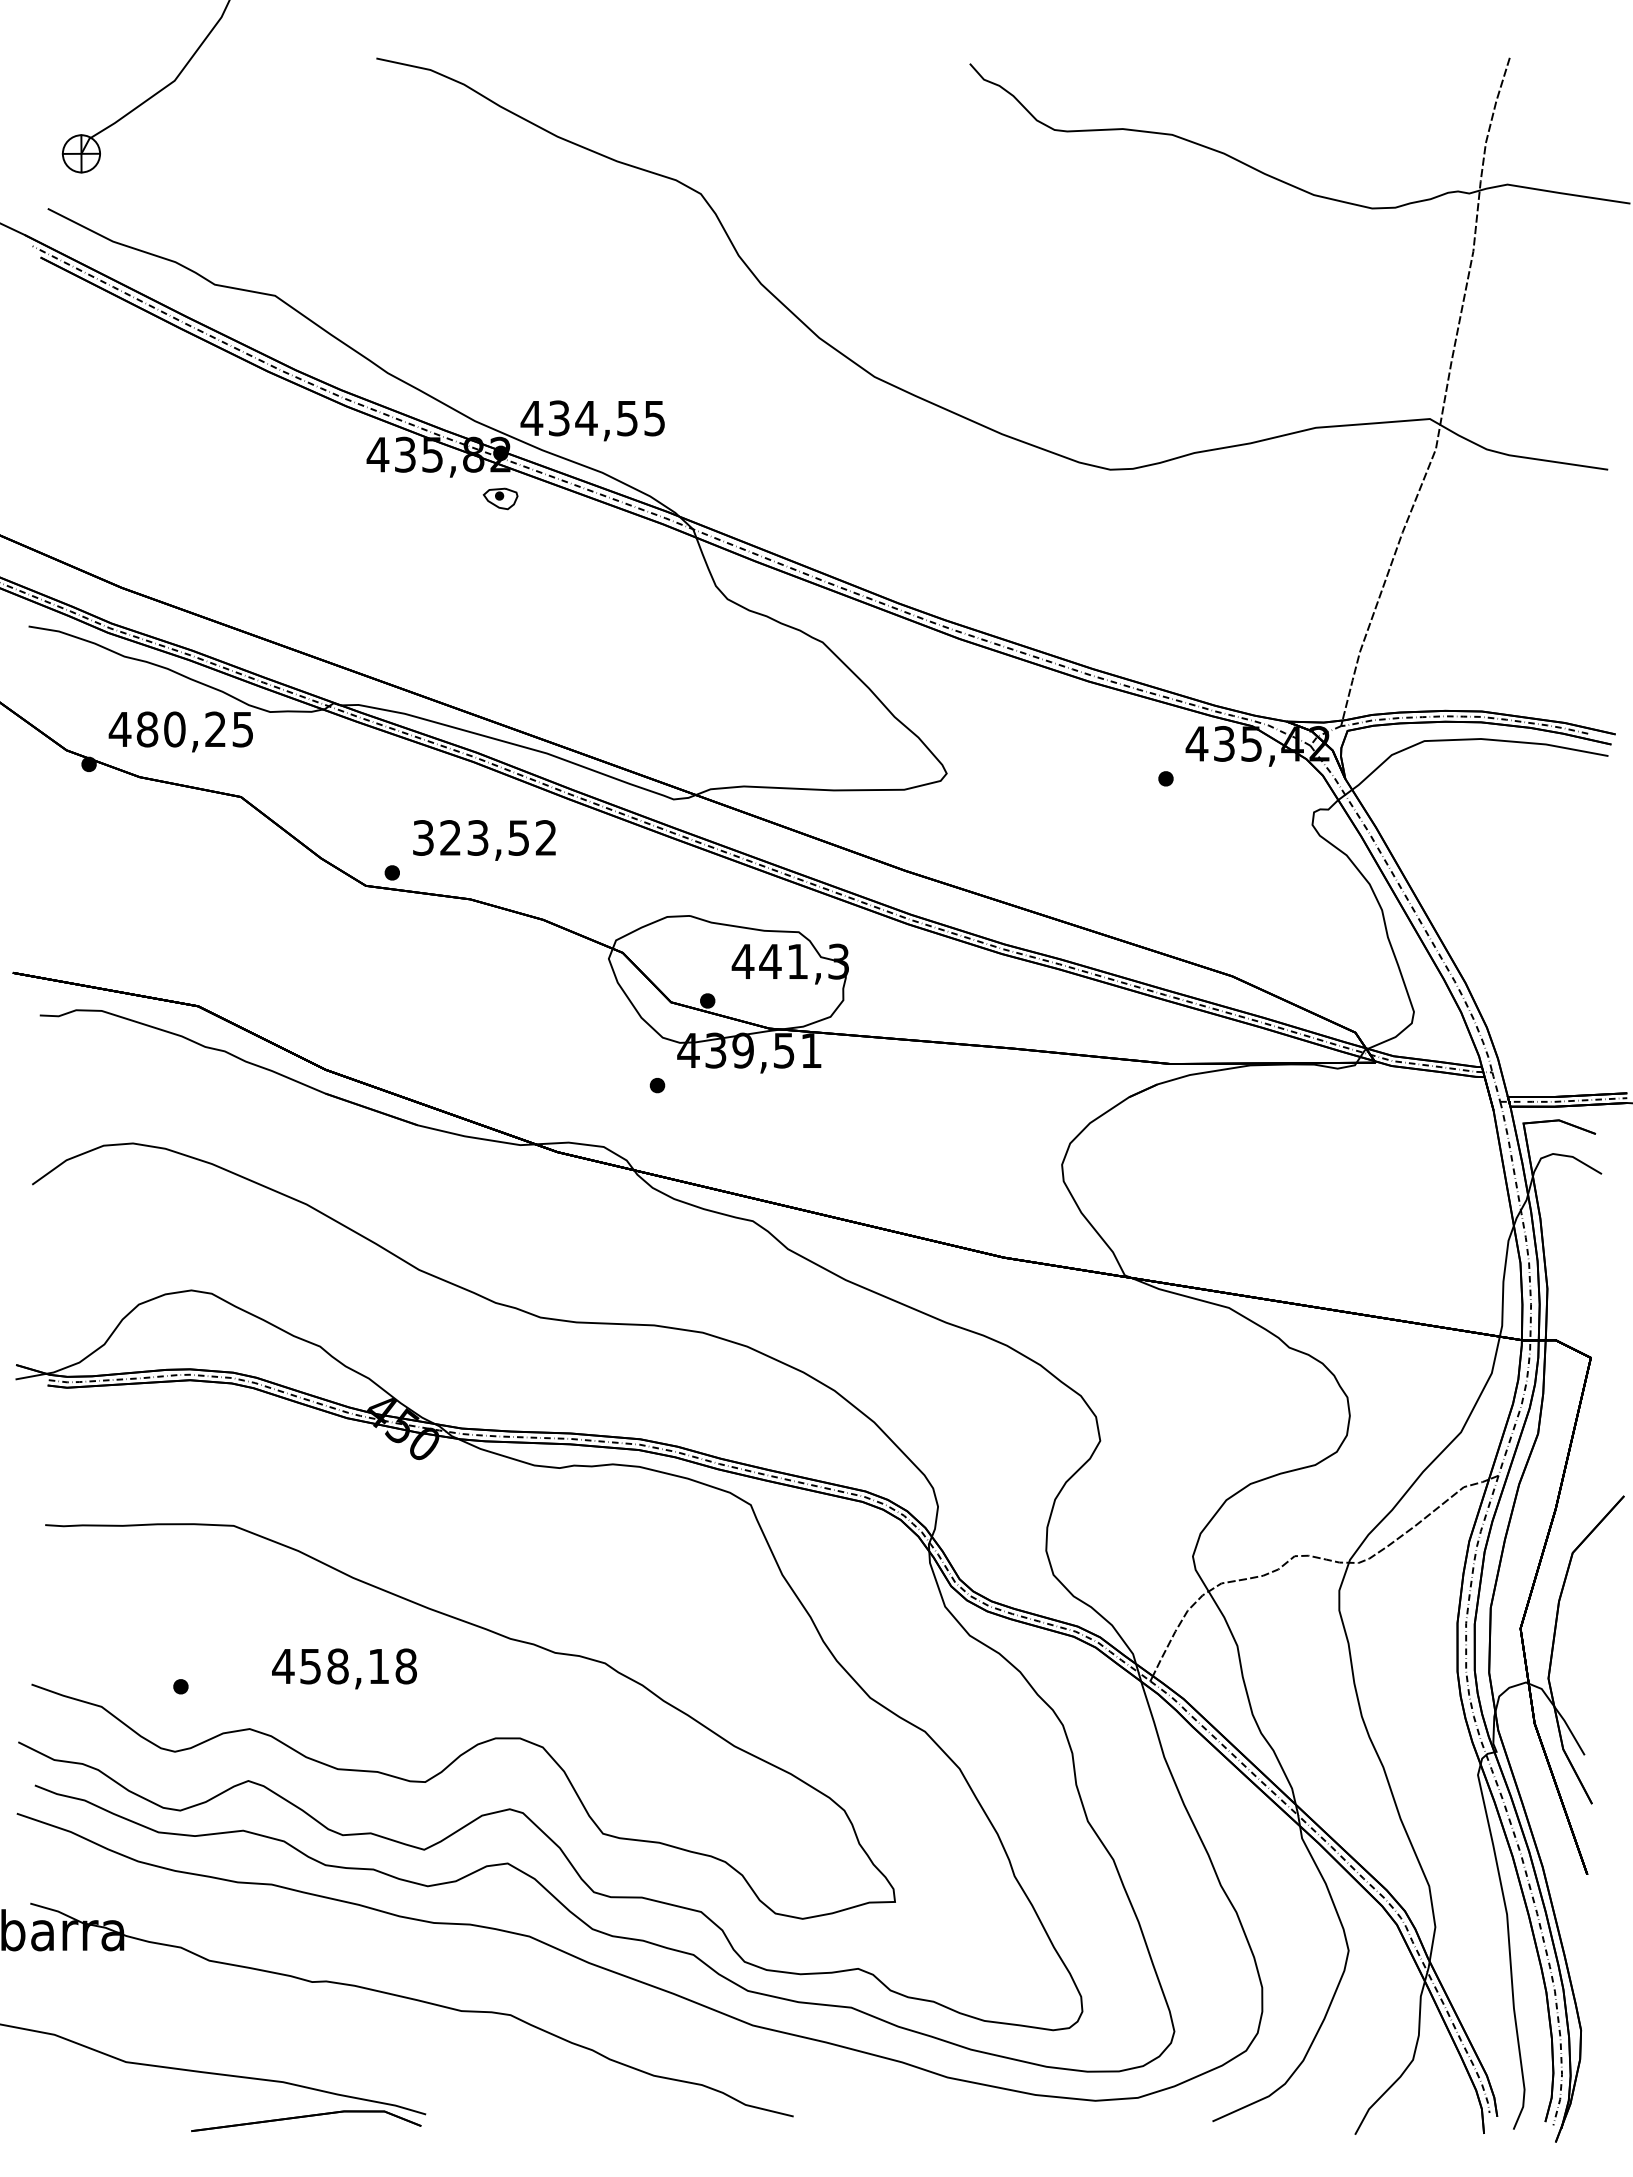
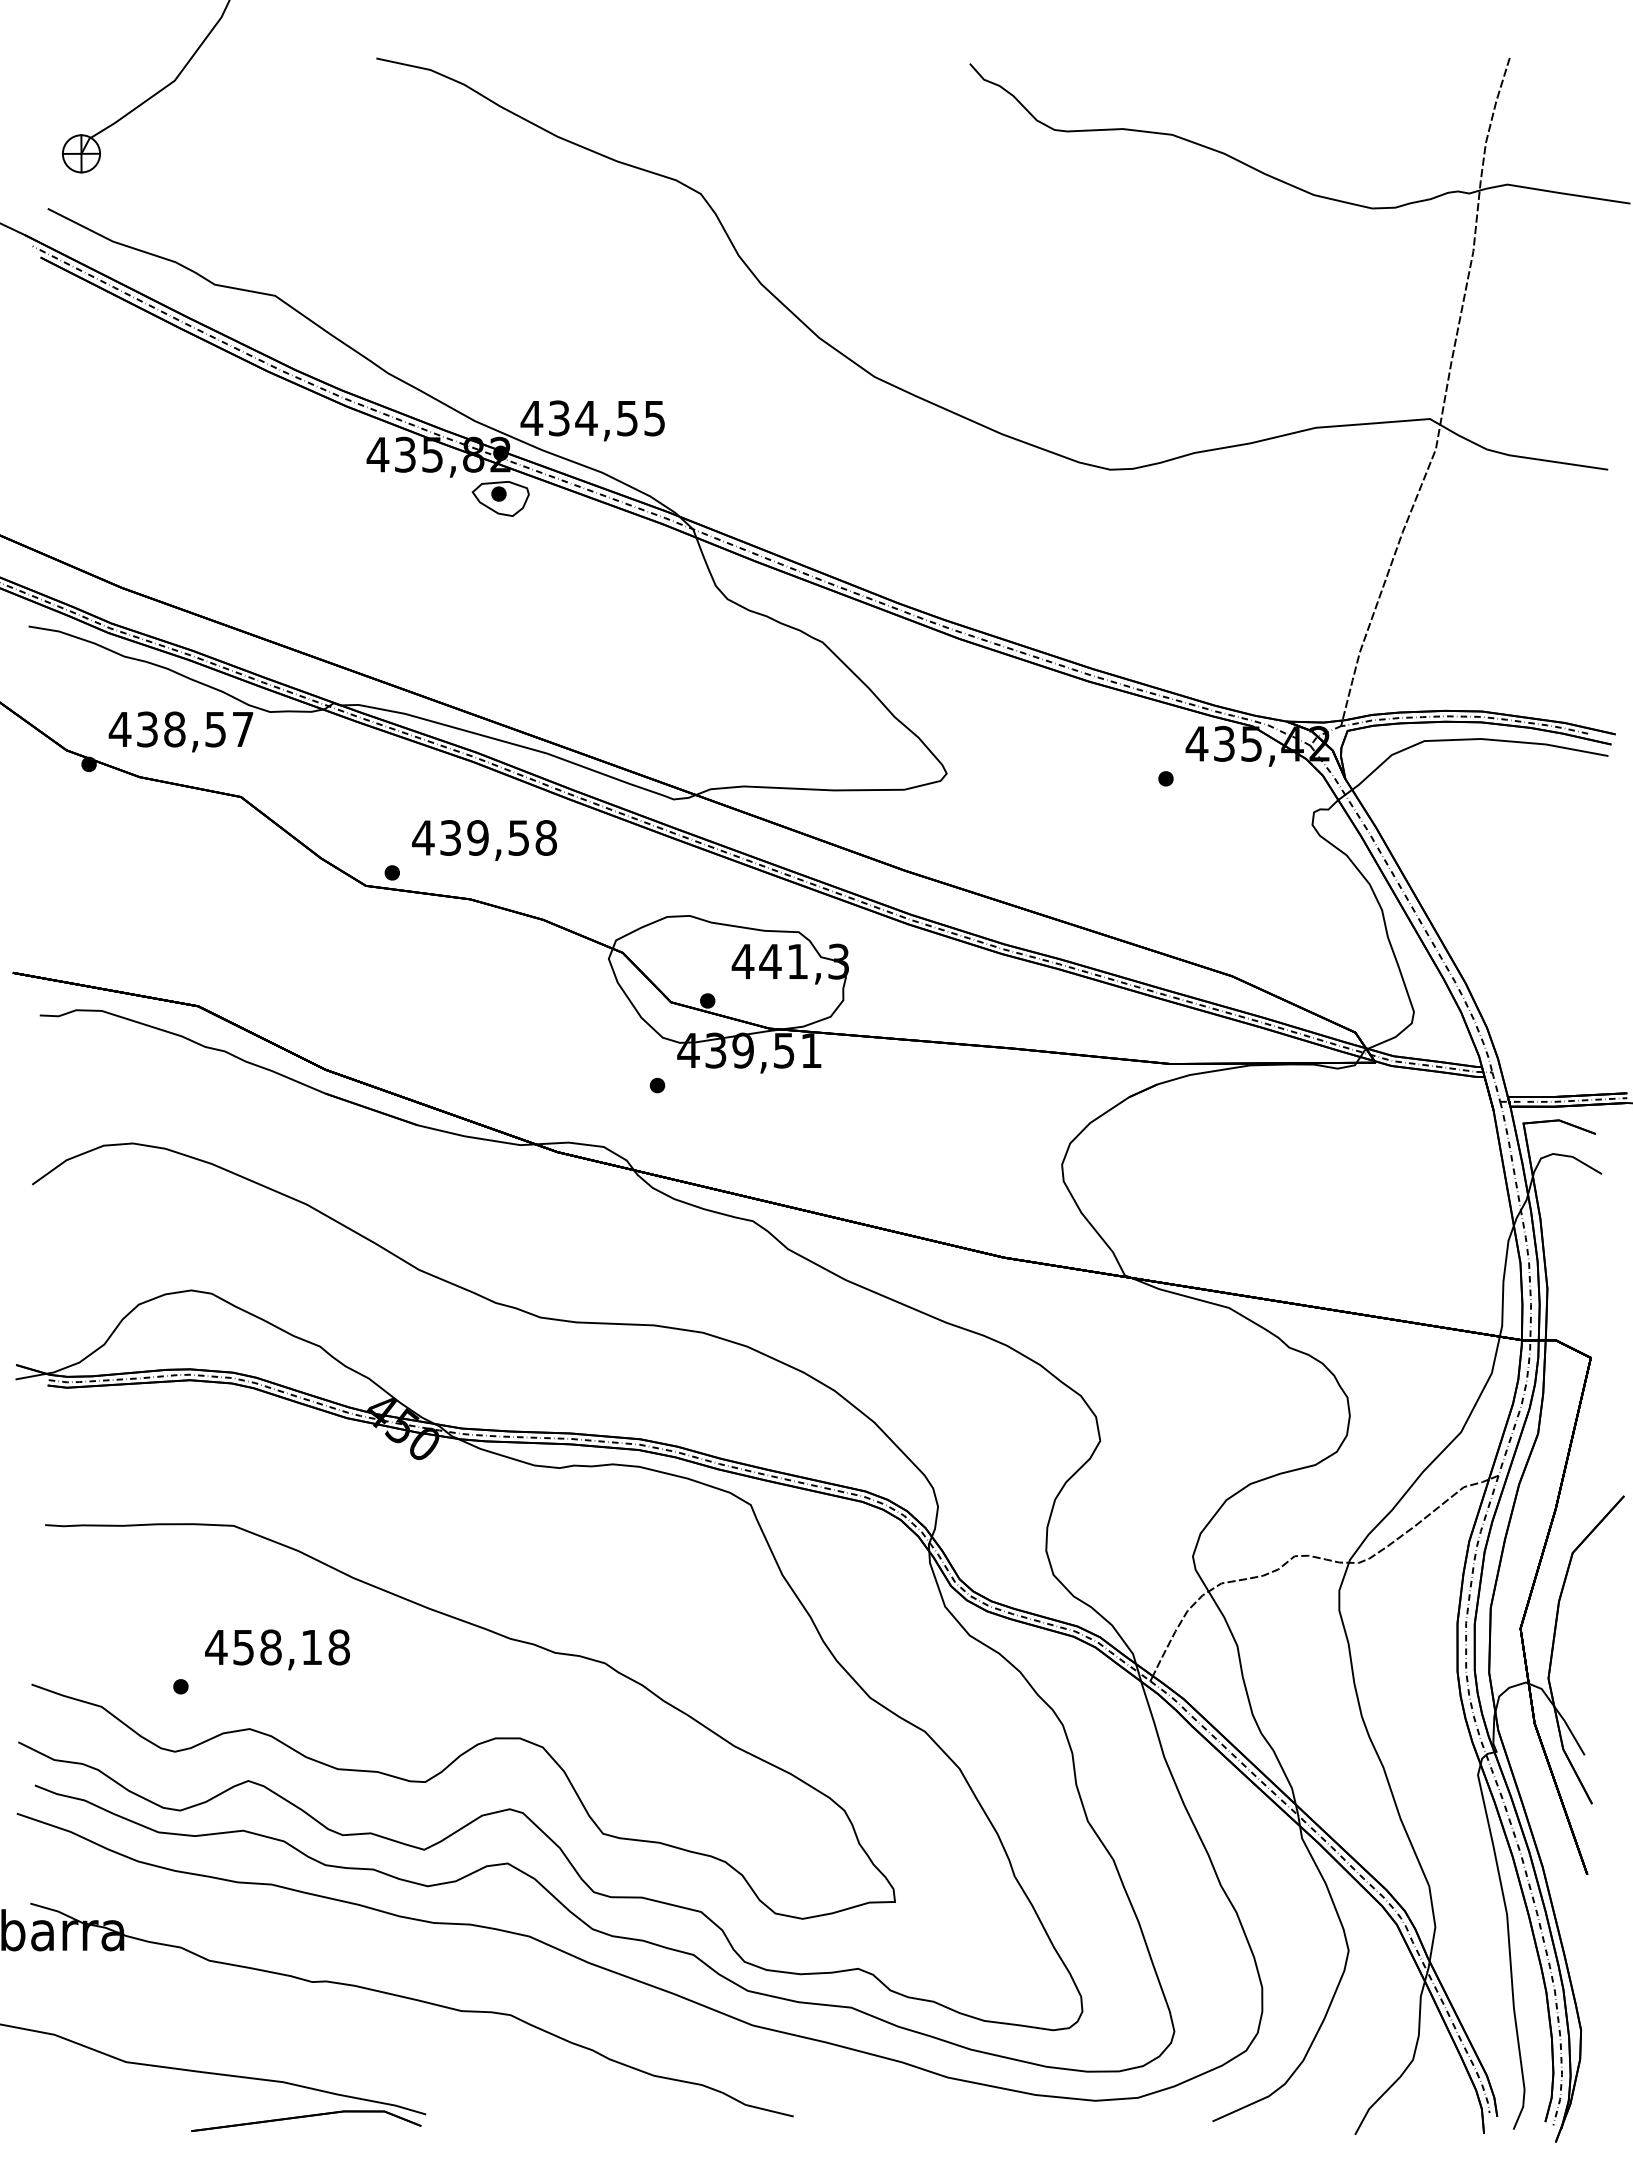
part size: 37x24 px -> 59x36 px (500, 498)
text: 480,25 -> 438,57 (194, 729)
text: 323,52 -> 439,58 (484, 837)
text position: (344, 1668) -> (277, 1649) (277, 1649)
